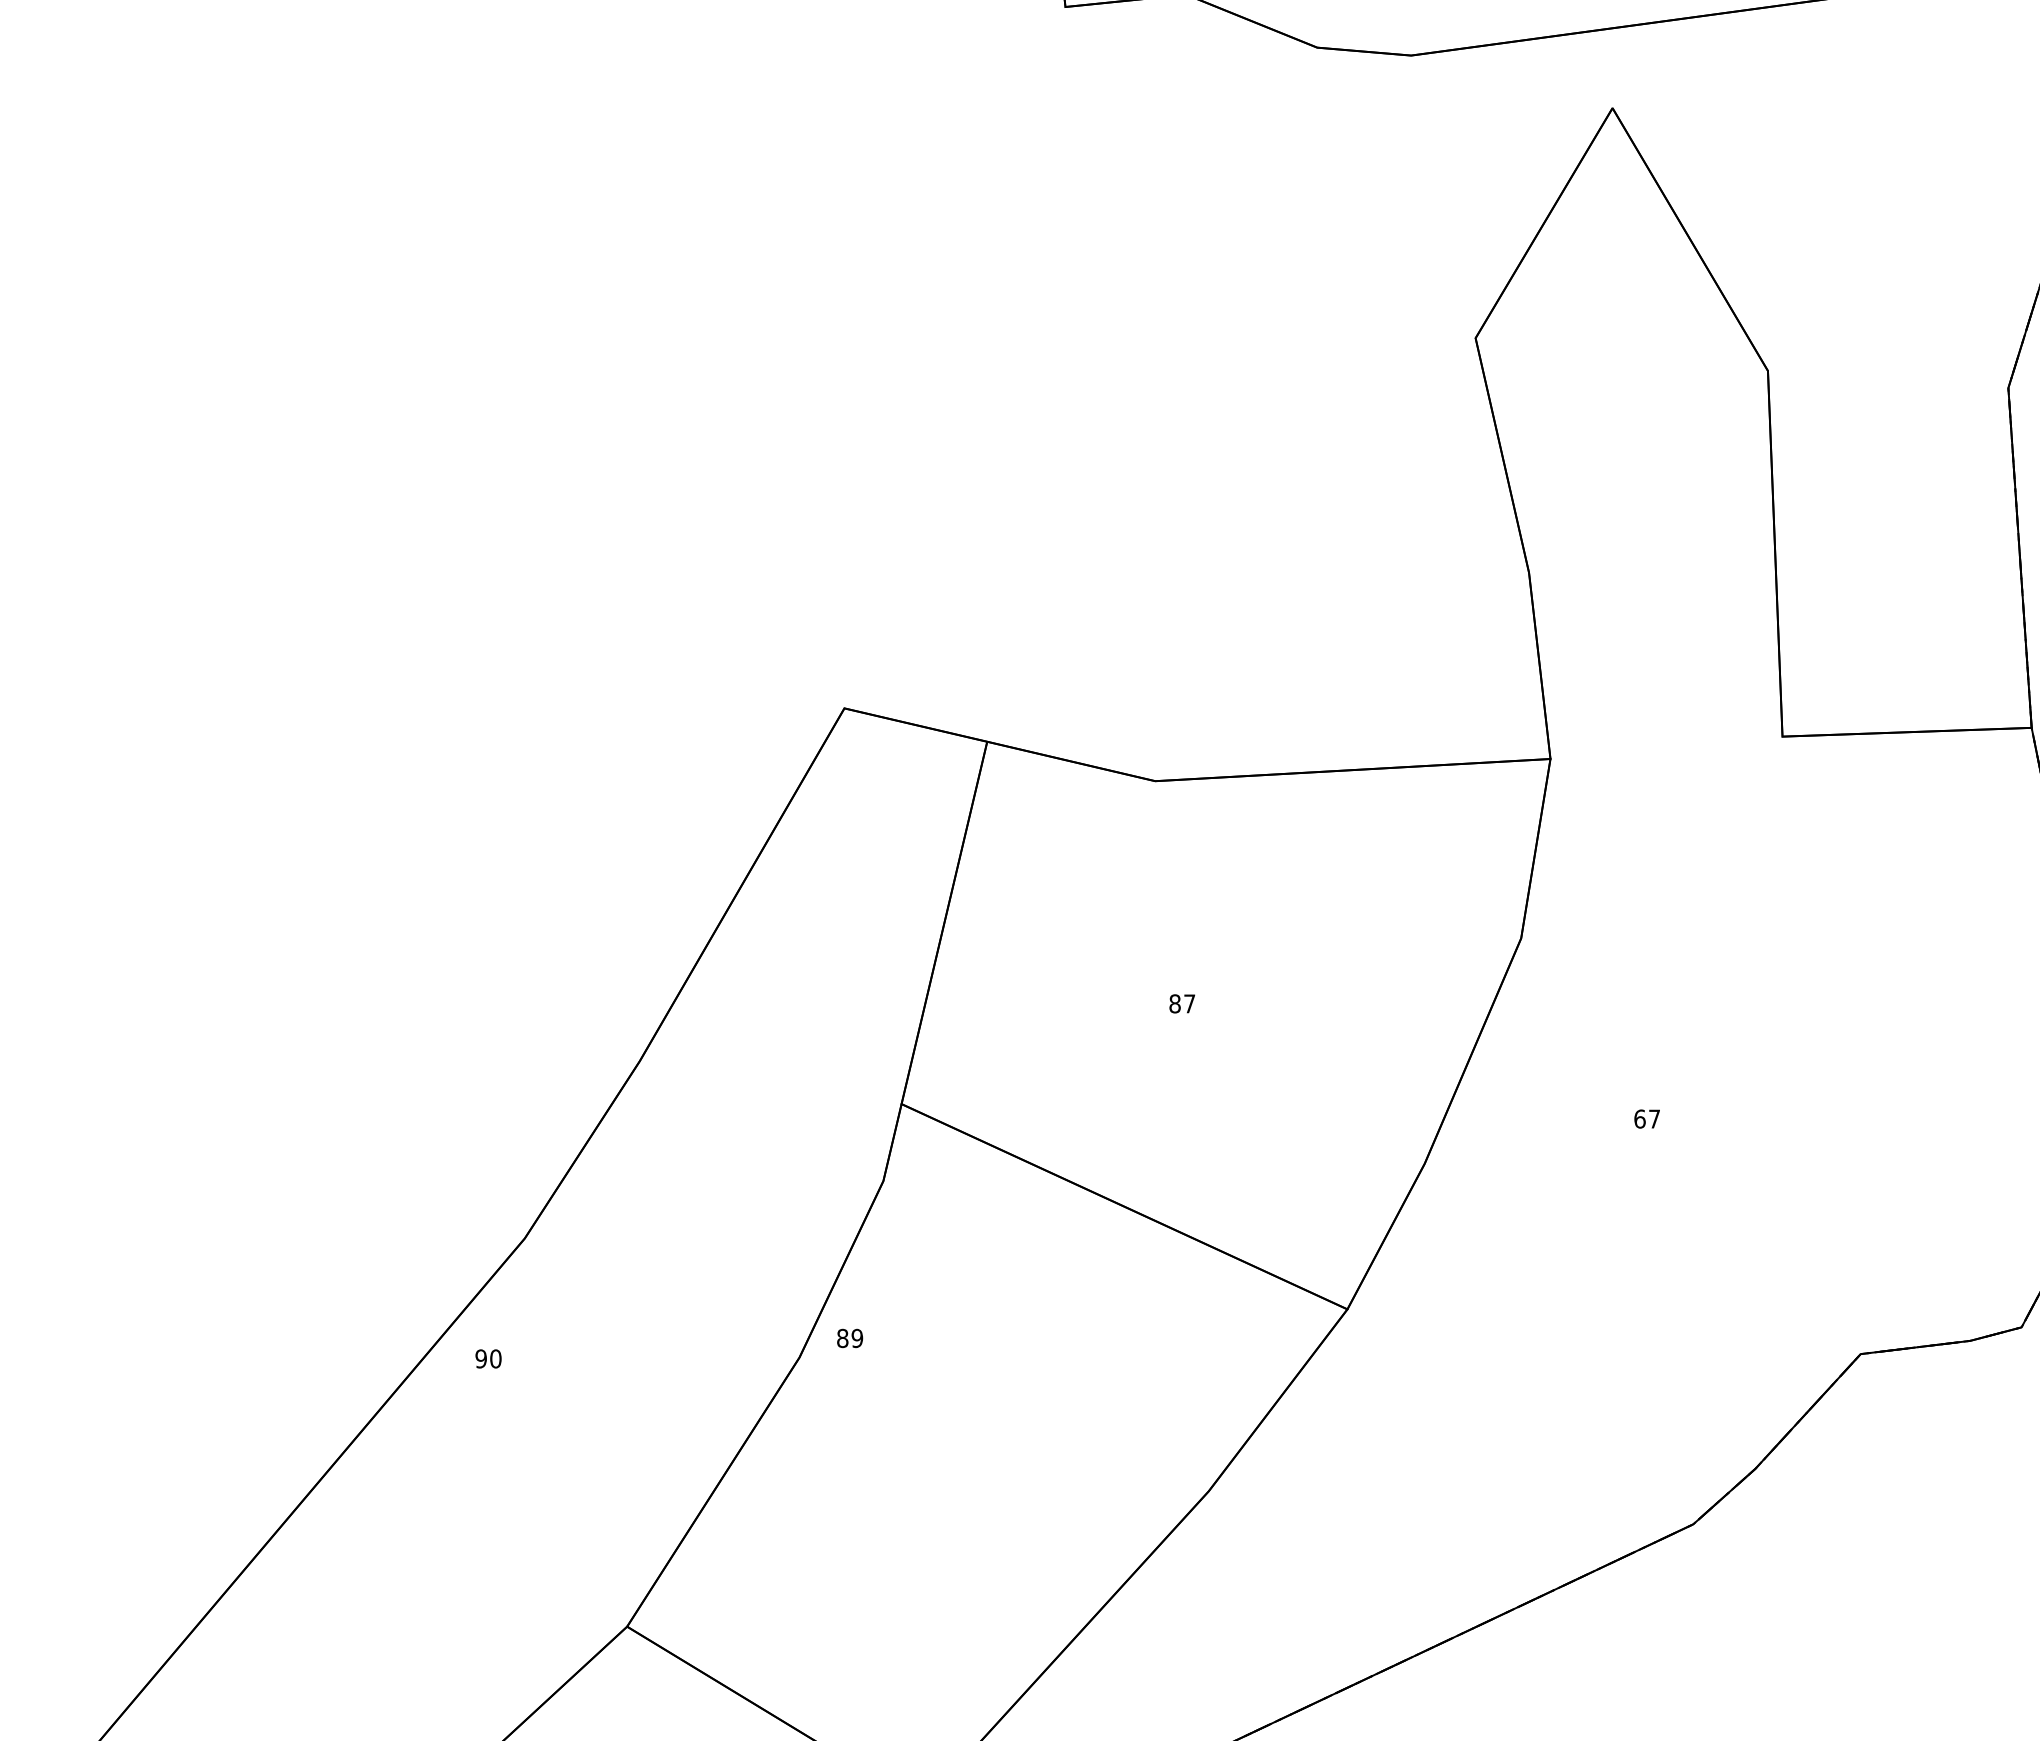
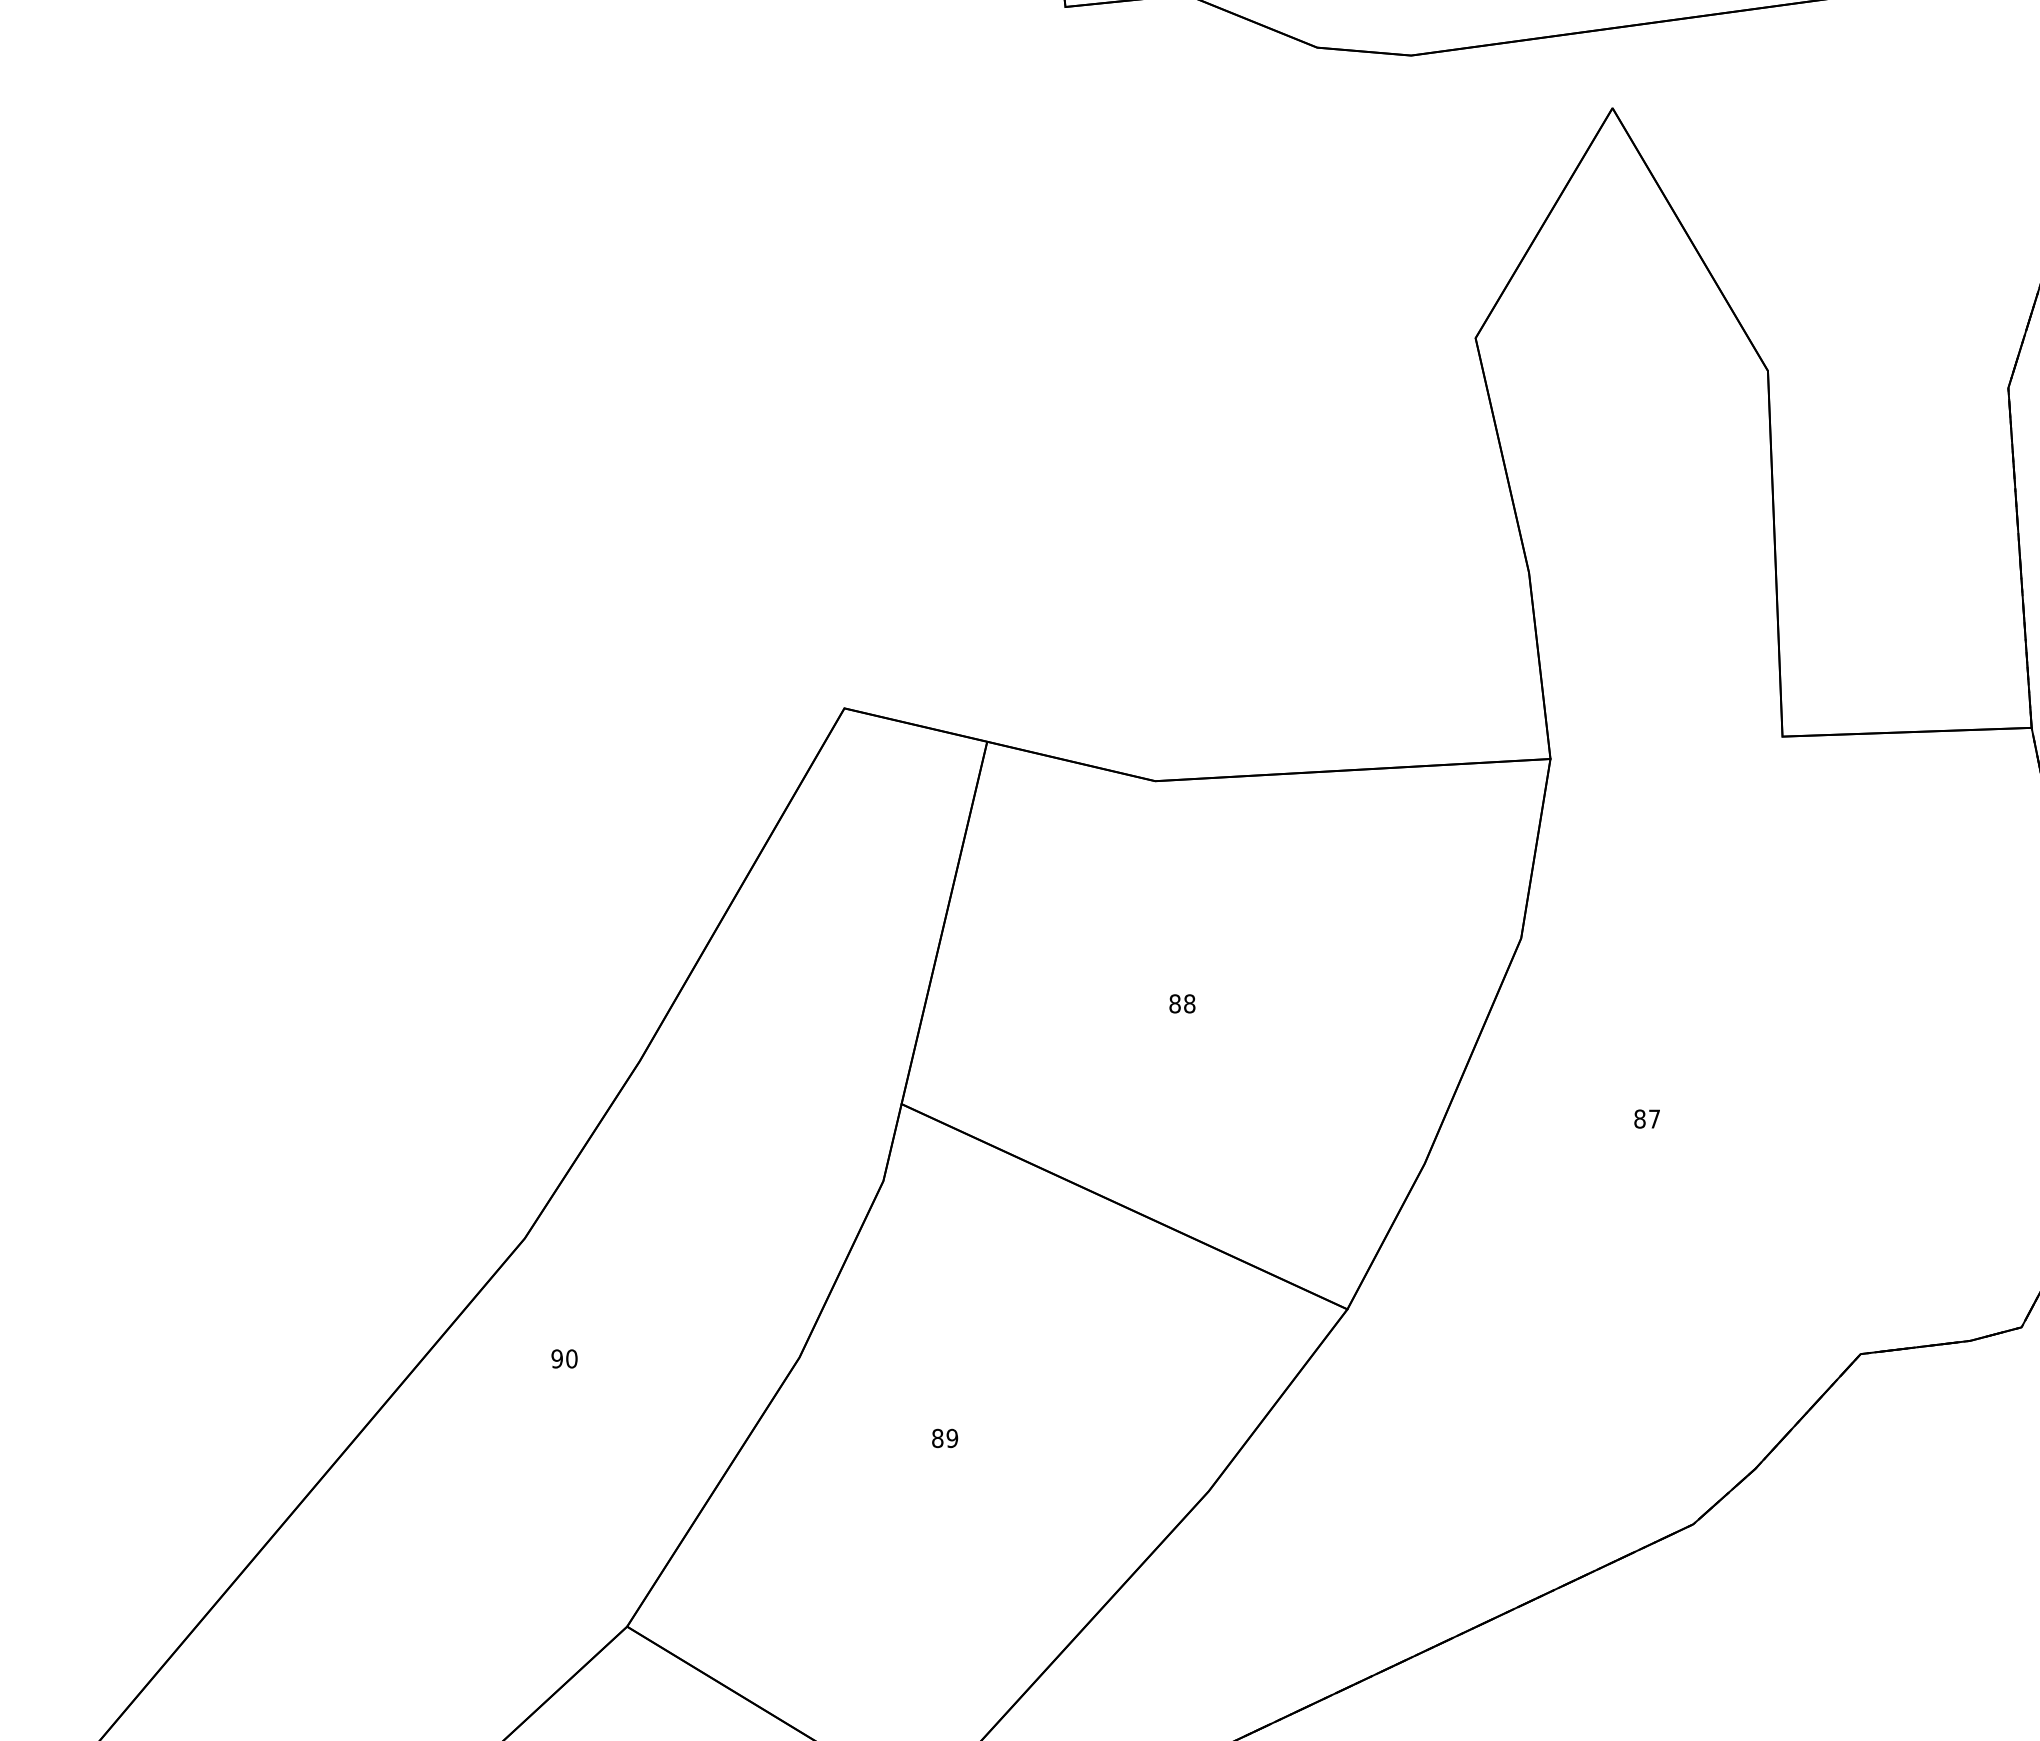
text: 87 -> 88 (1189, 1003)
text: 67 -> 87 (1639, 1118)
text position: (850, 1338) -> (945, 1438) (945, 1438)
text position: (488, 1358) -> (564, 1358) (564, 1358)
